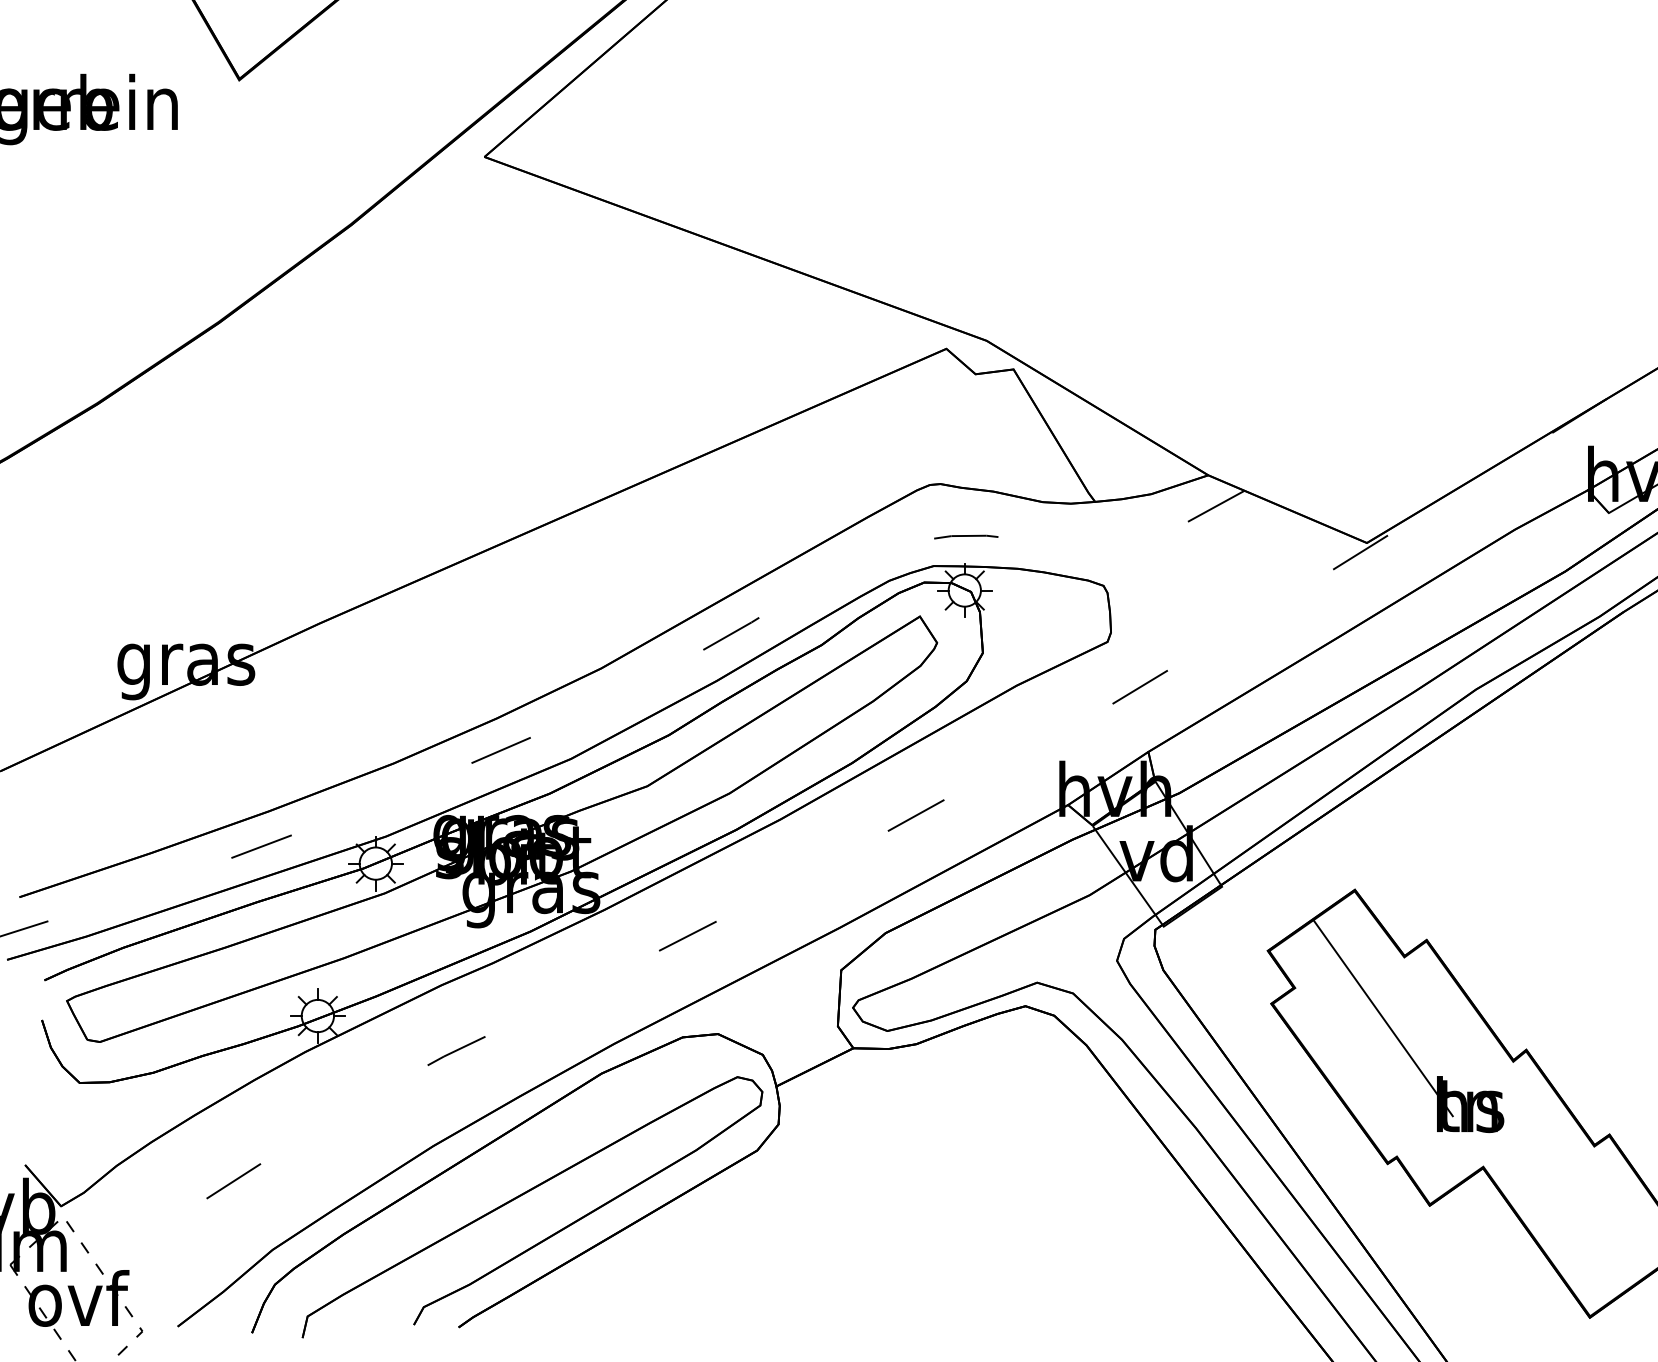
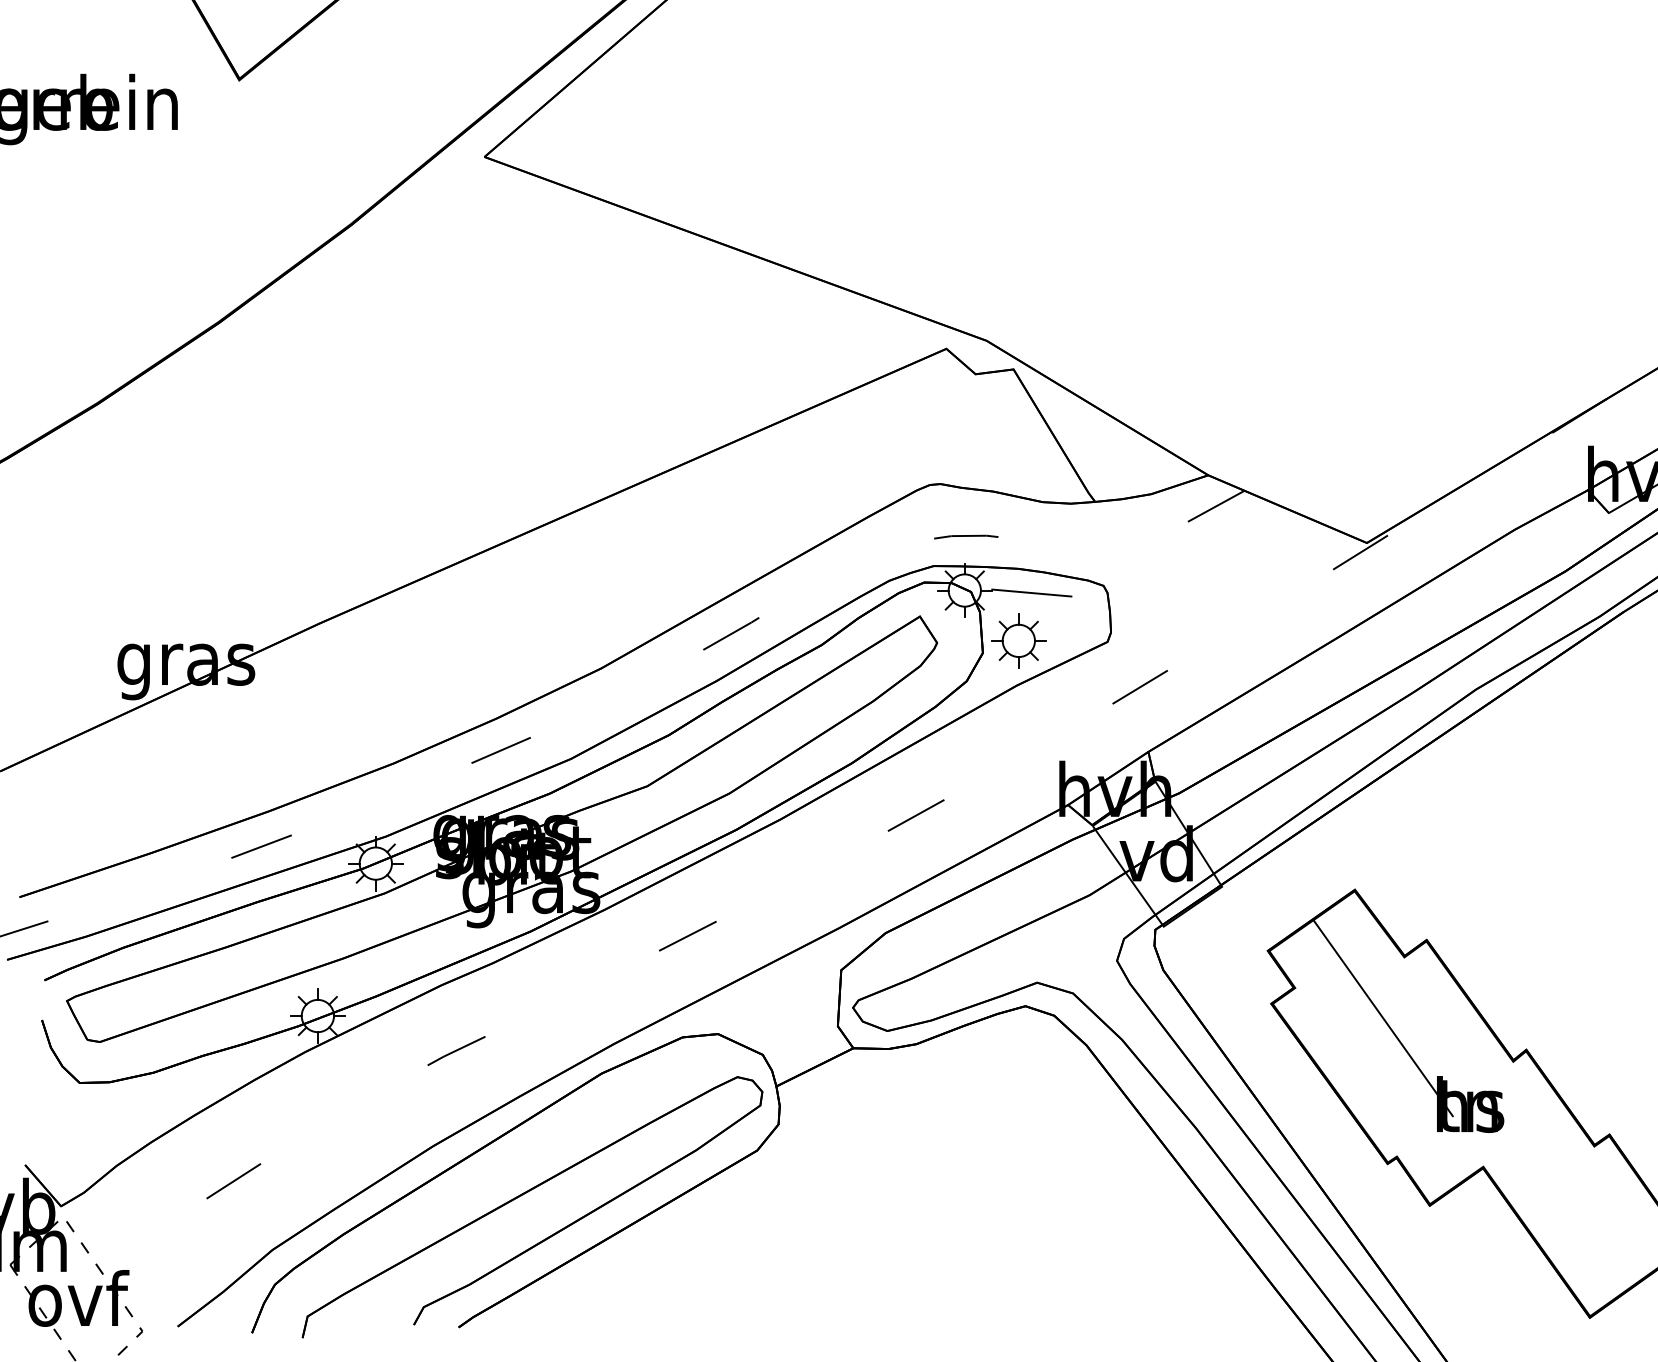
line: none -> present (1031, 592)
part: none -> present (1018, 640)
